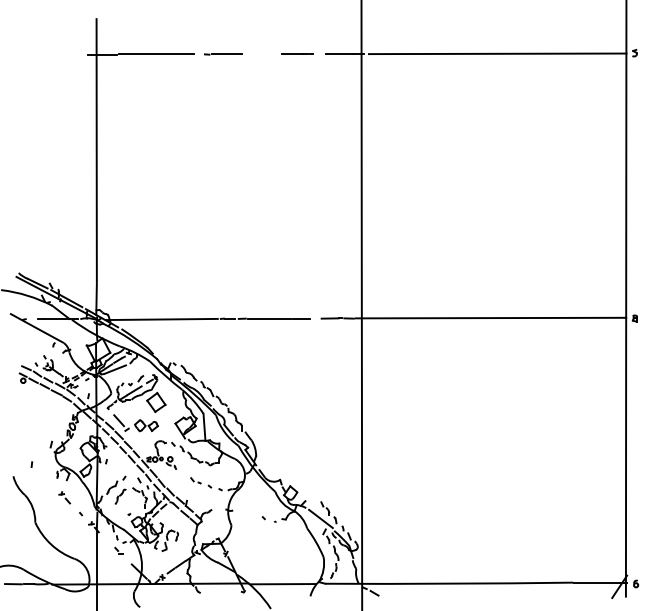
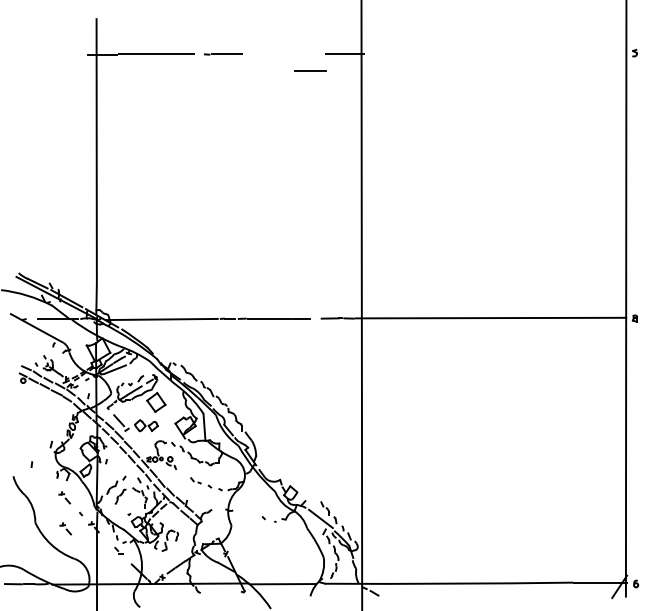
line position: (297, 53) -> (310, 70) (310, 70)
line: present -> none (497, 53)
part: none -> present (65, 528)
